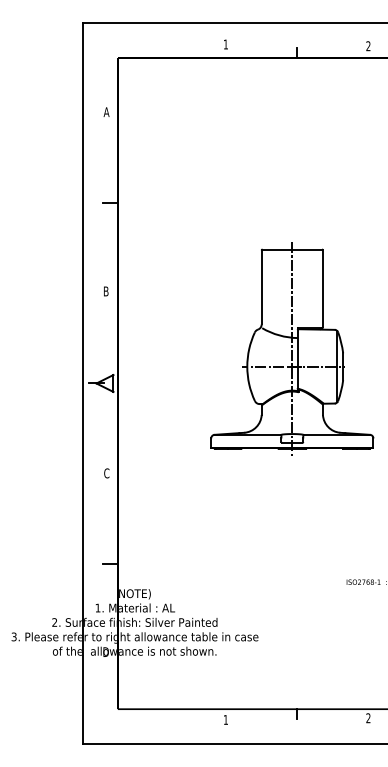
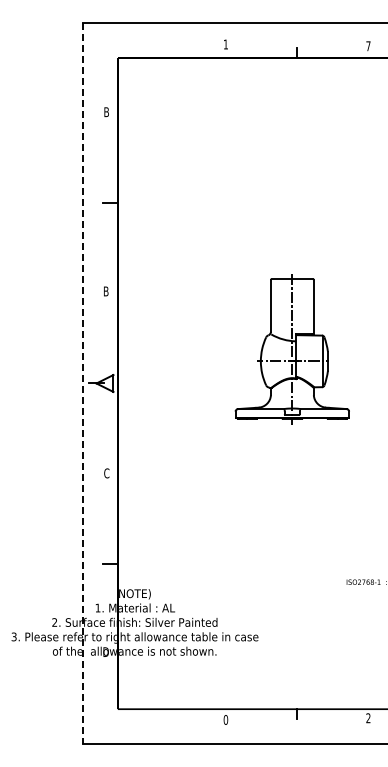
text: 2 -> 7 (368, 46)
text: A -> B (106, 112)
part size: 165x214 px -> 116x151 px (291, 349)
line: solid -> dashed (83, 383)
text: 1 -> 0 (225, 719)
